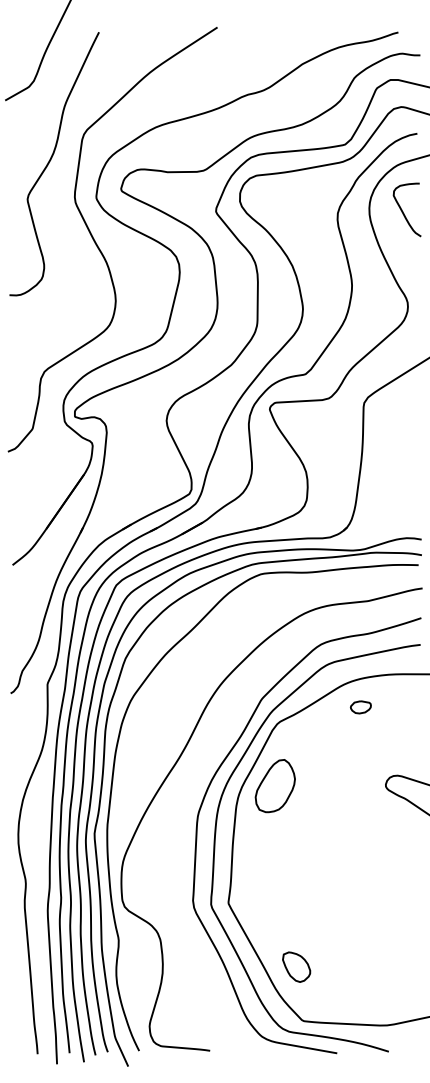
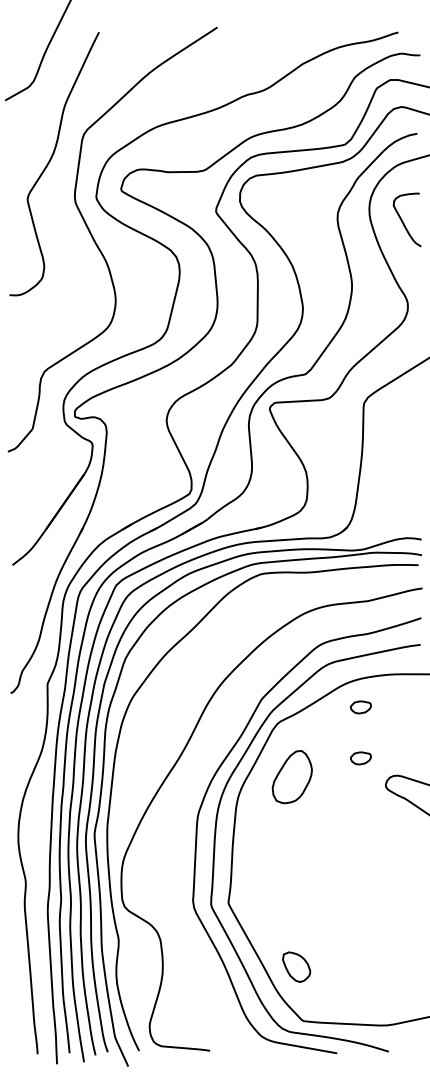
curve position: (403, 211) -> (403, 221) (403, 221)
part: none -> present (360, 758)
part position: (274, 786) -> (291, 777) (291, 777)
